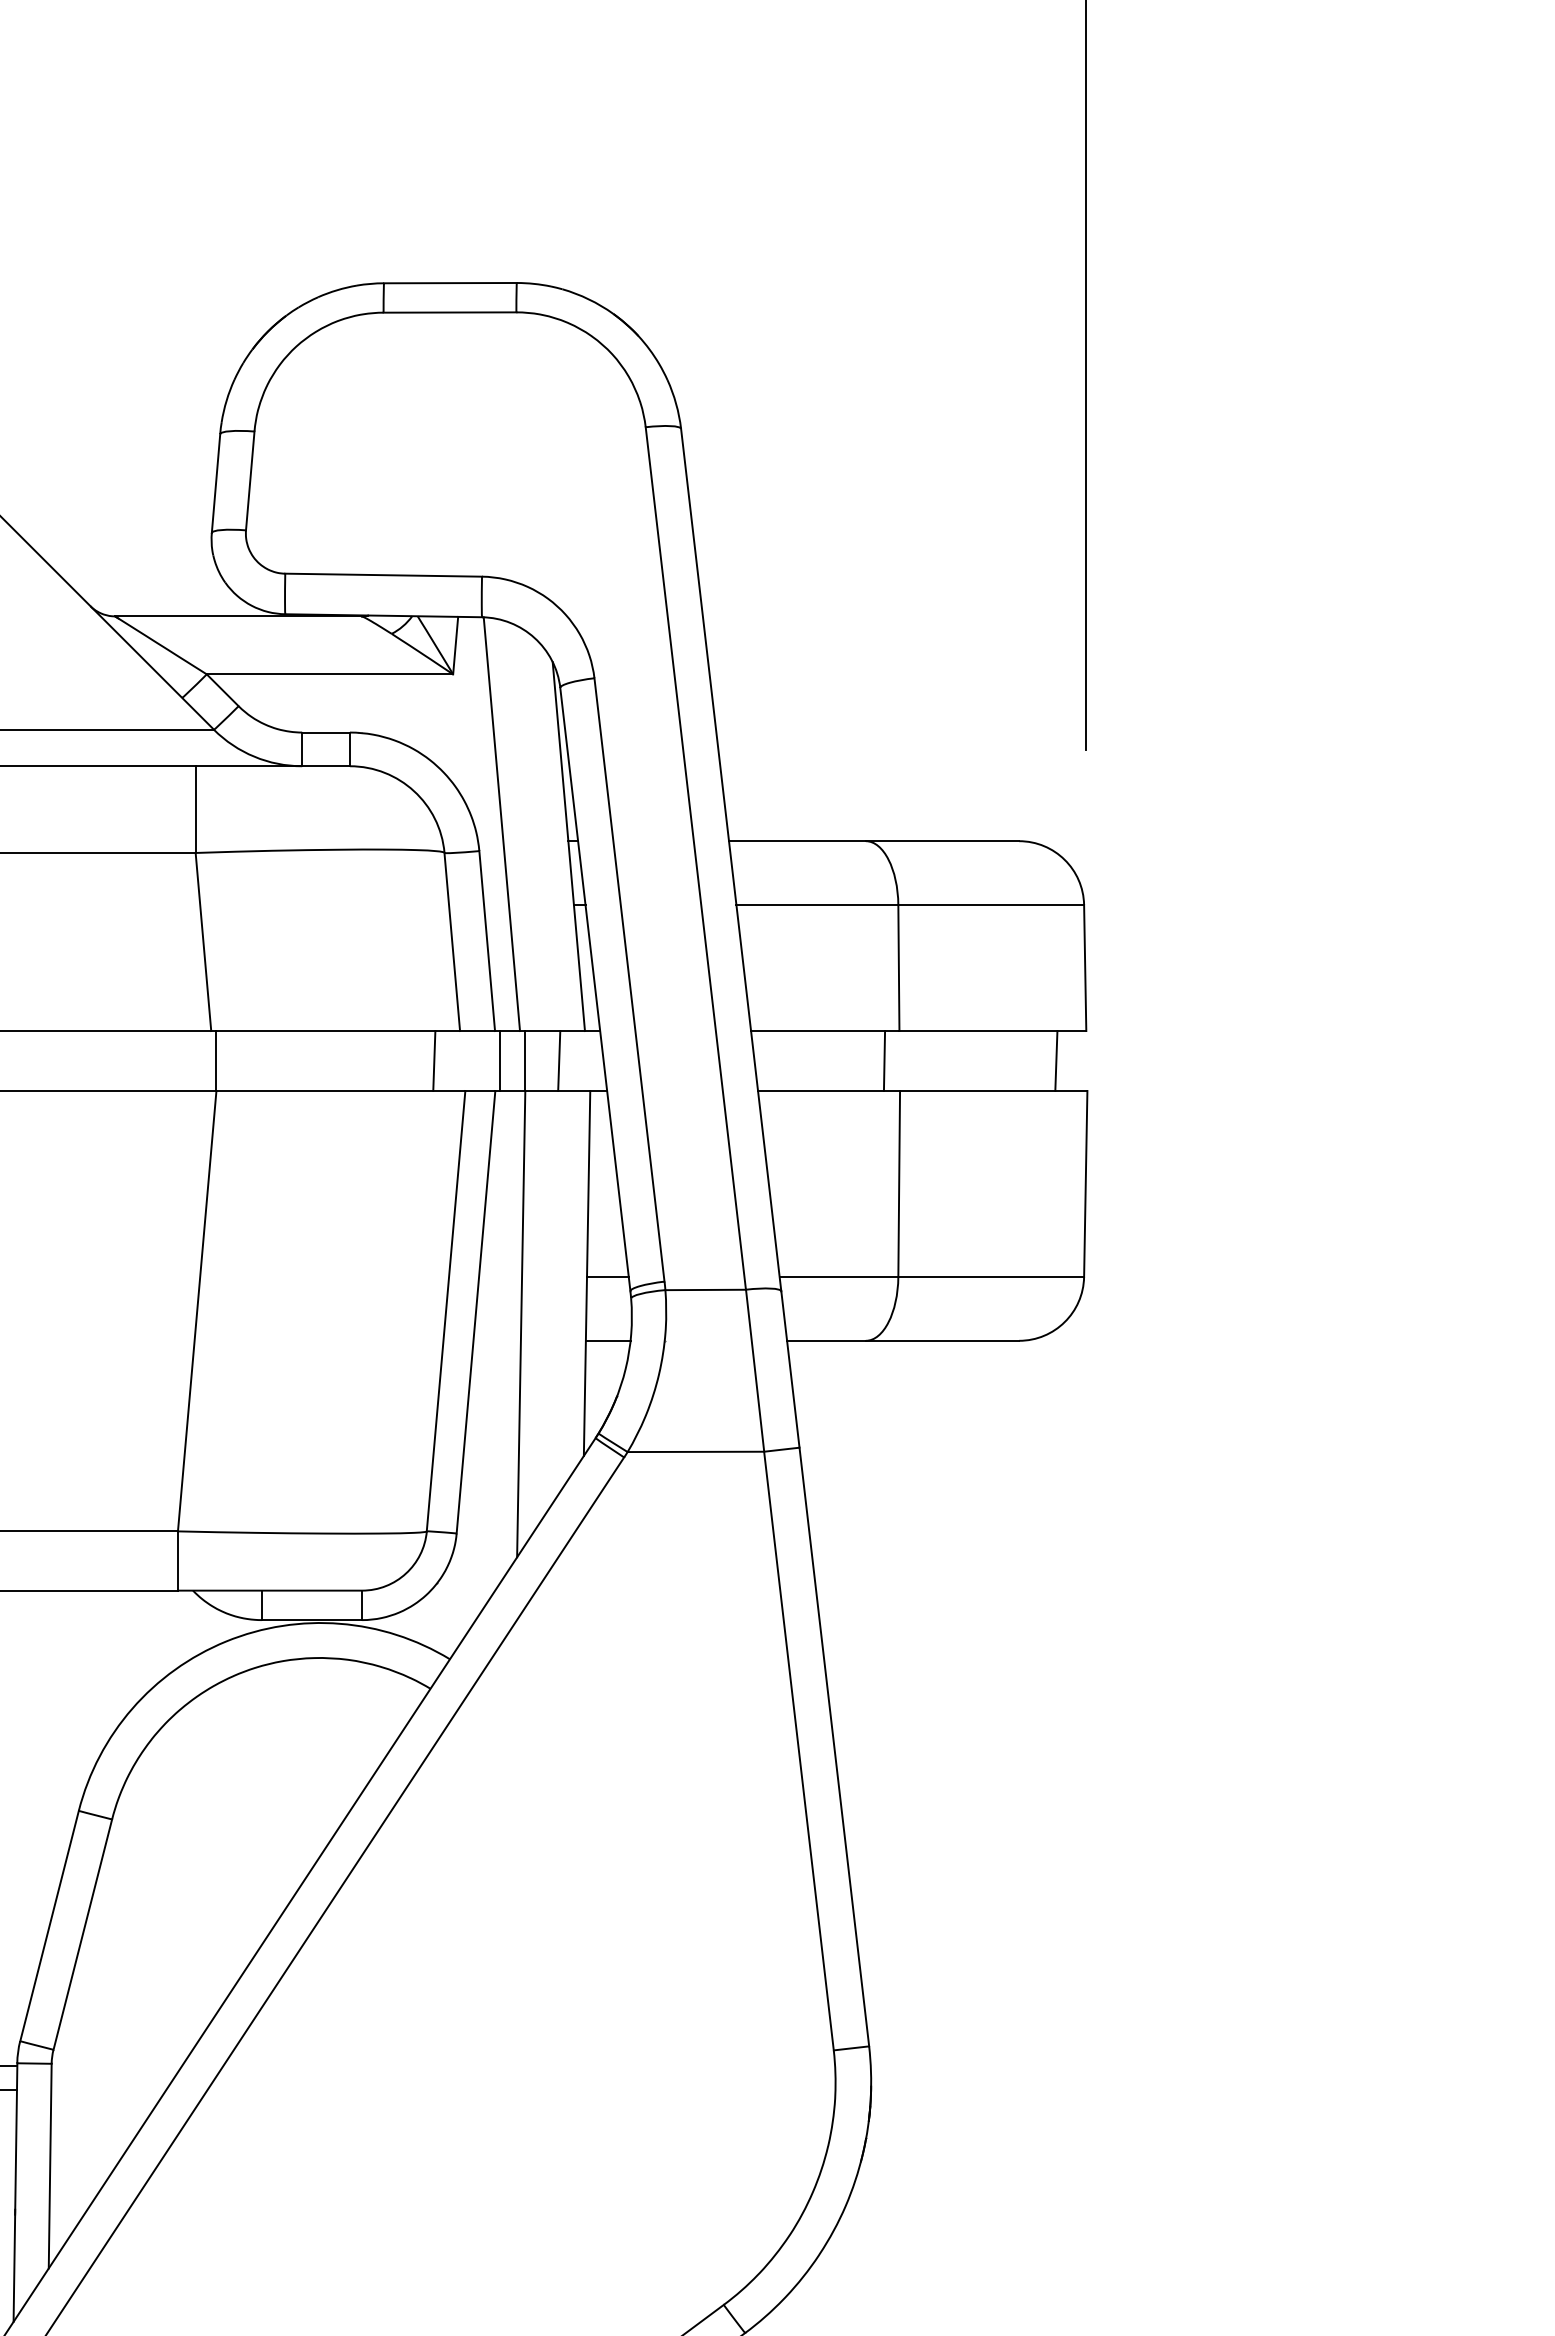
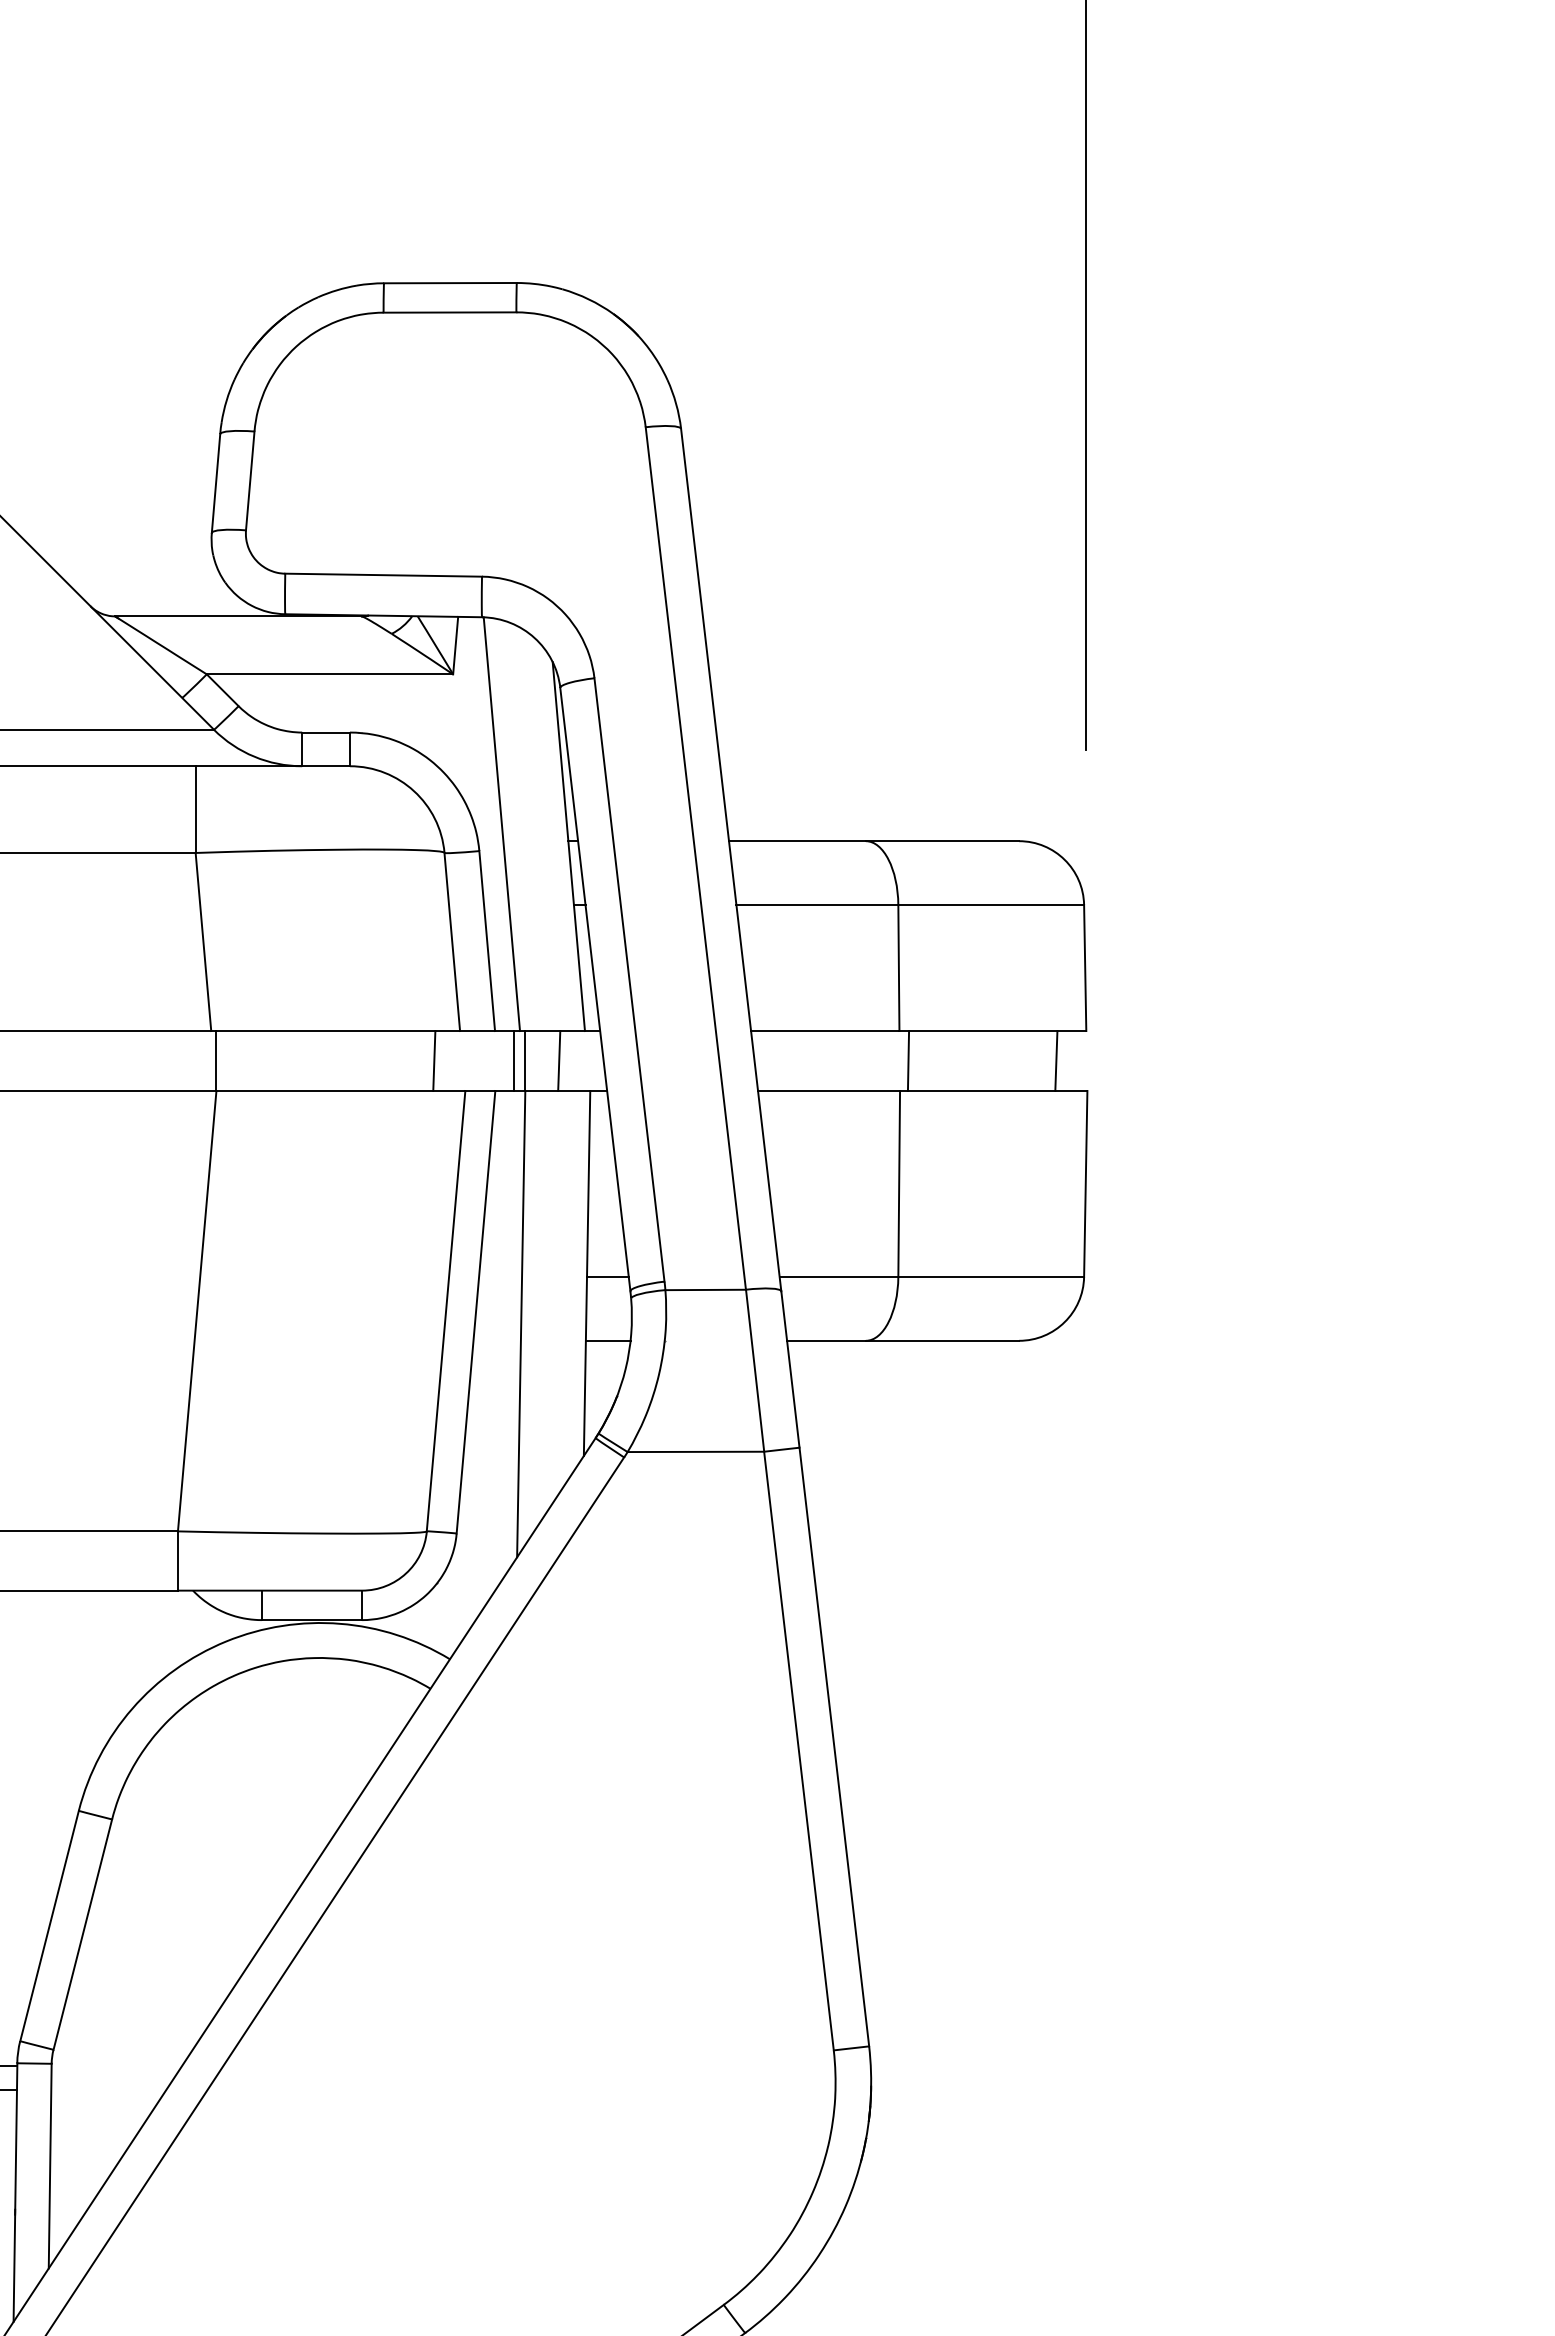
line position: (500, 1061) -> (514, 1061) (514, 1061)
line position: (884, 1061) -> (908, 1061) (908, 1061)
